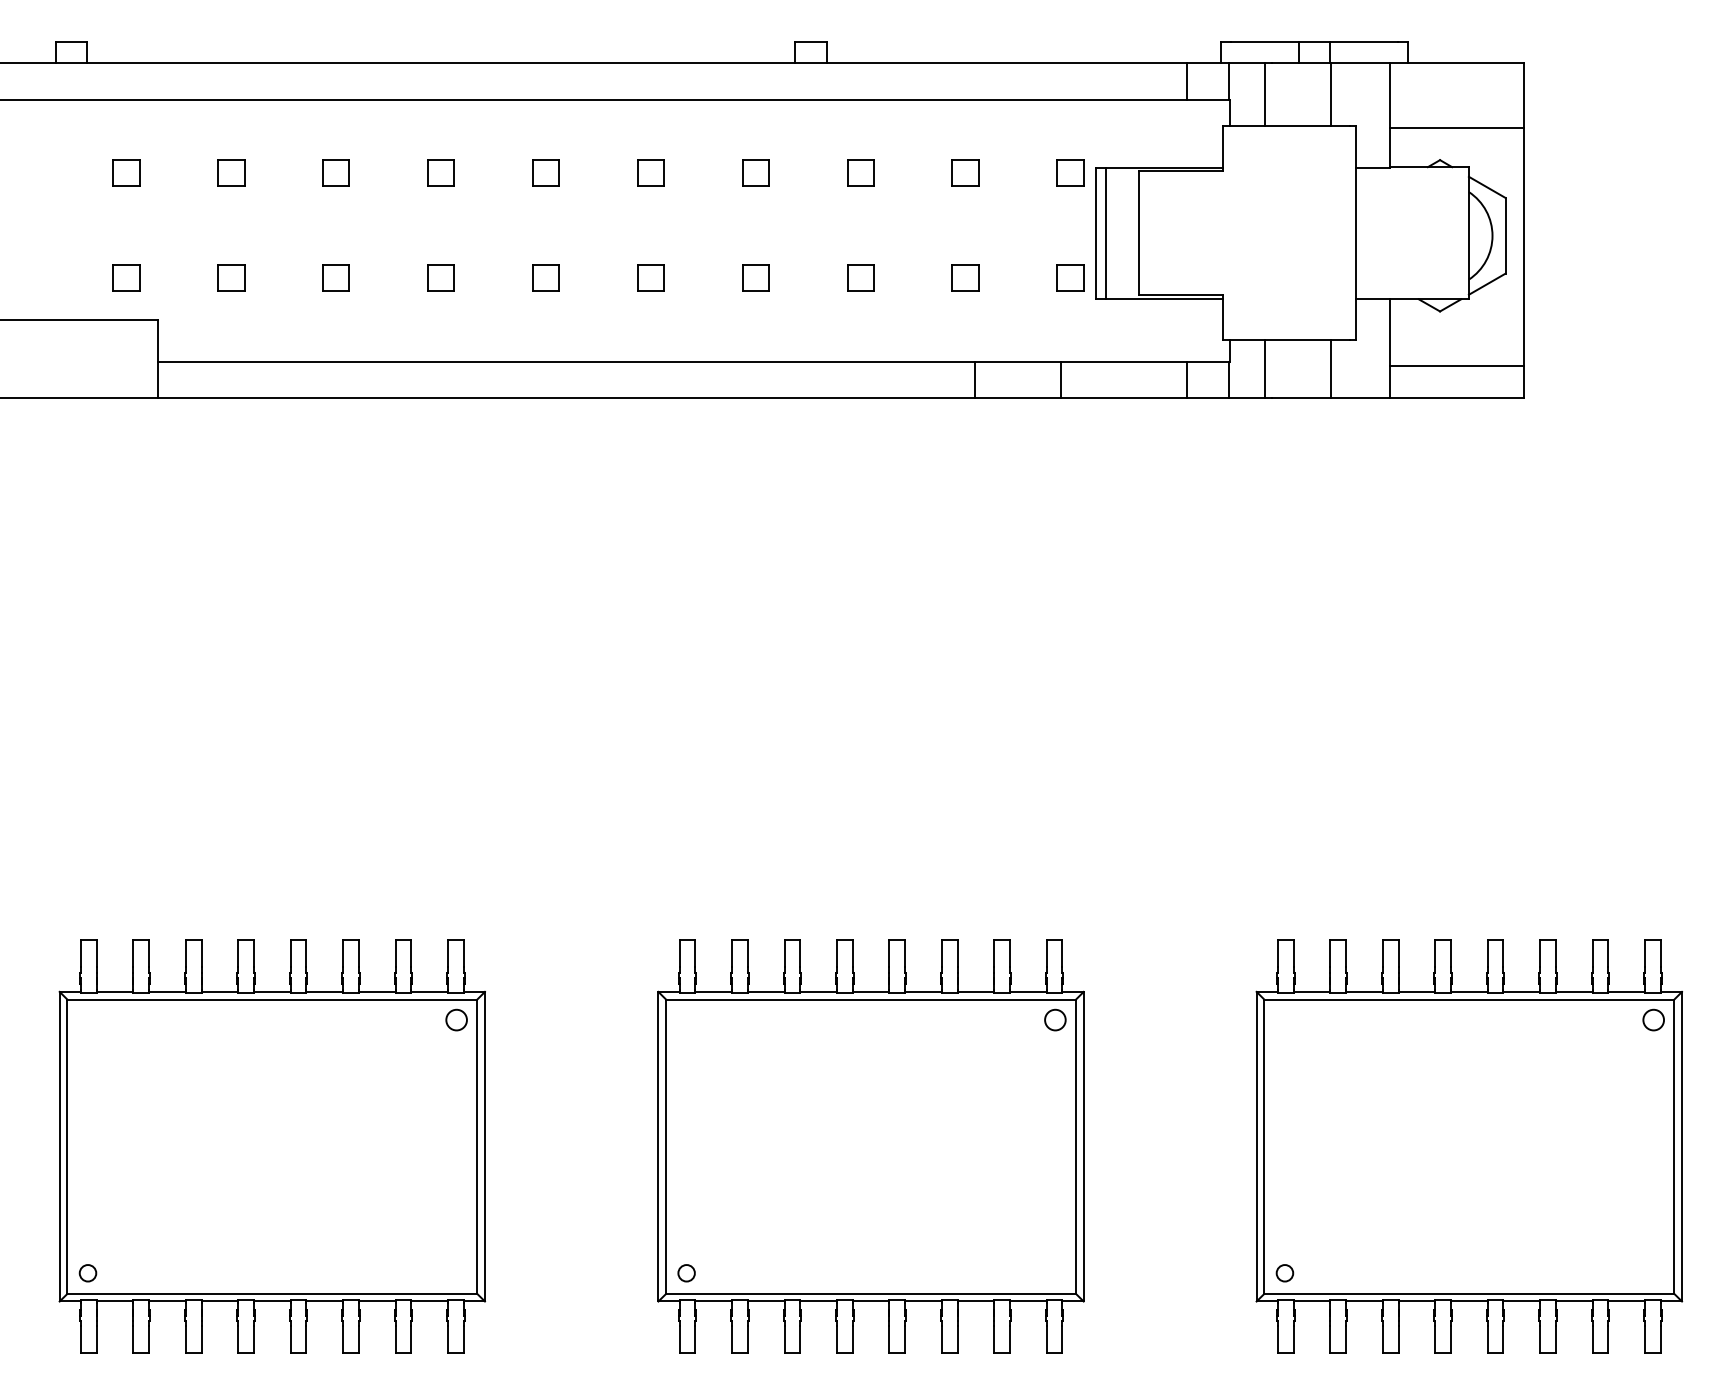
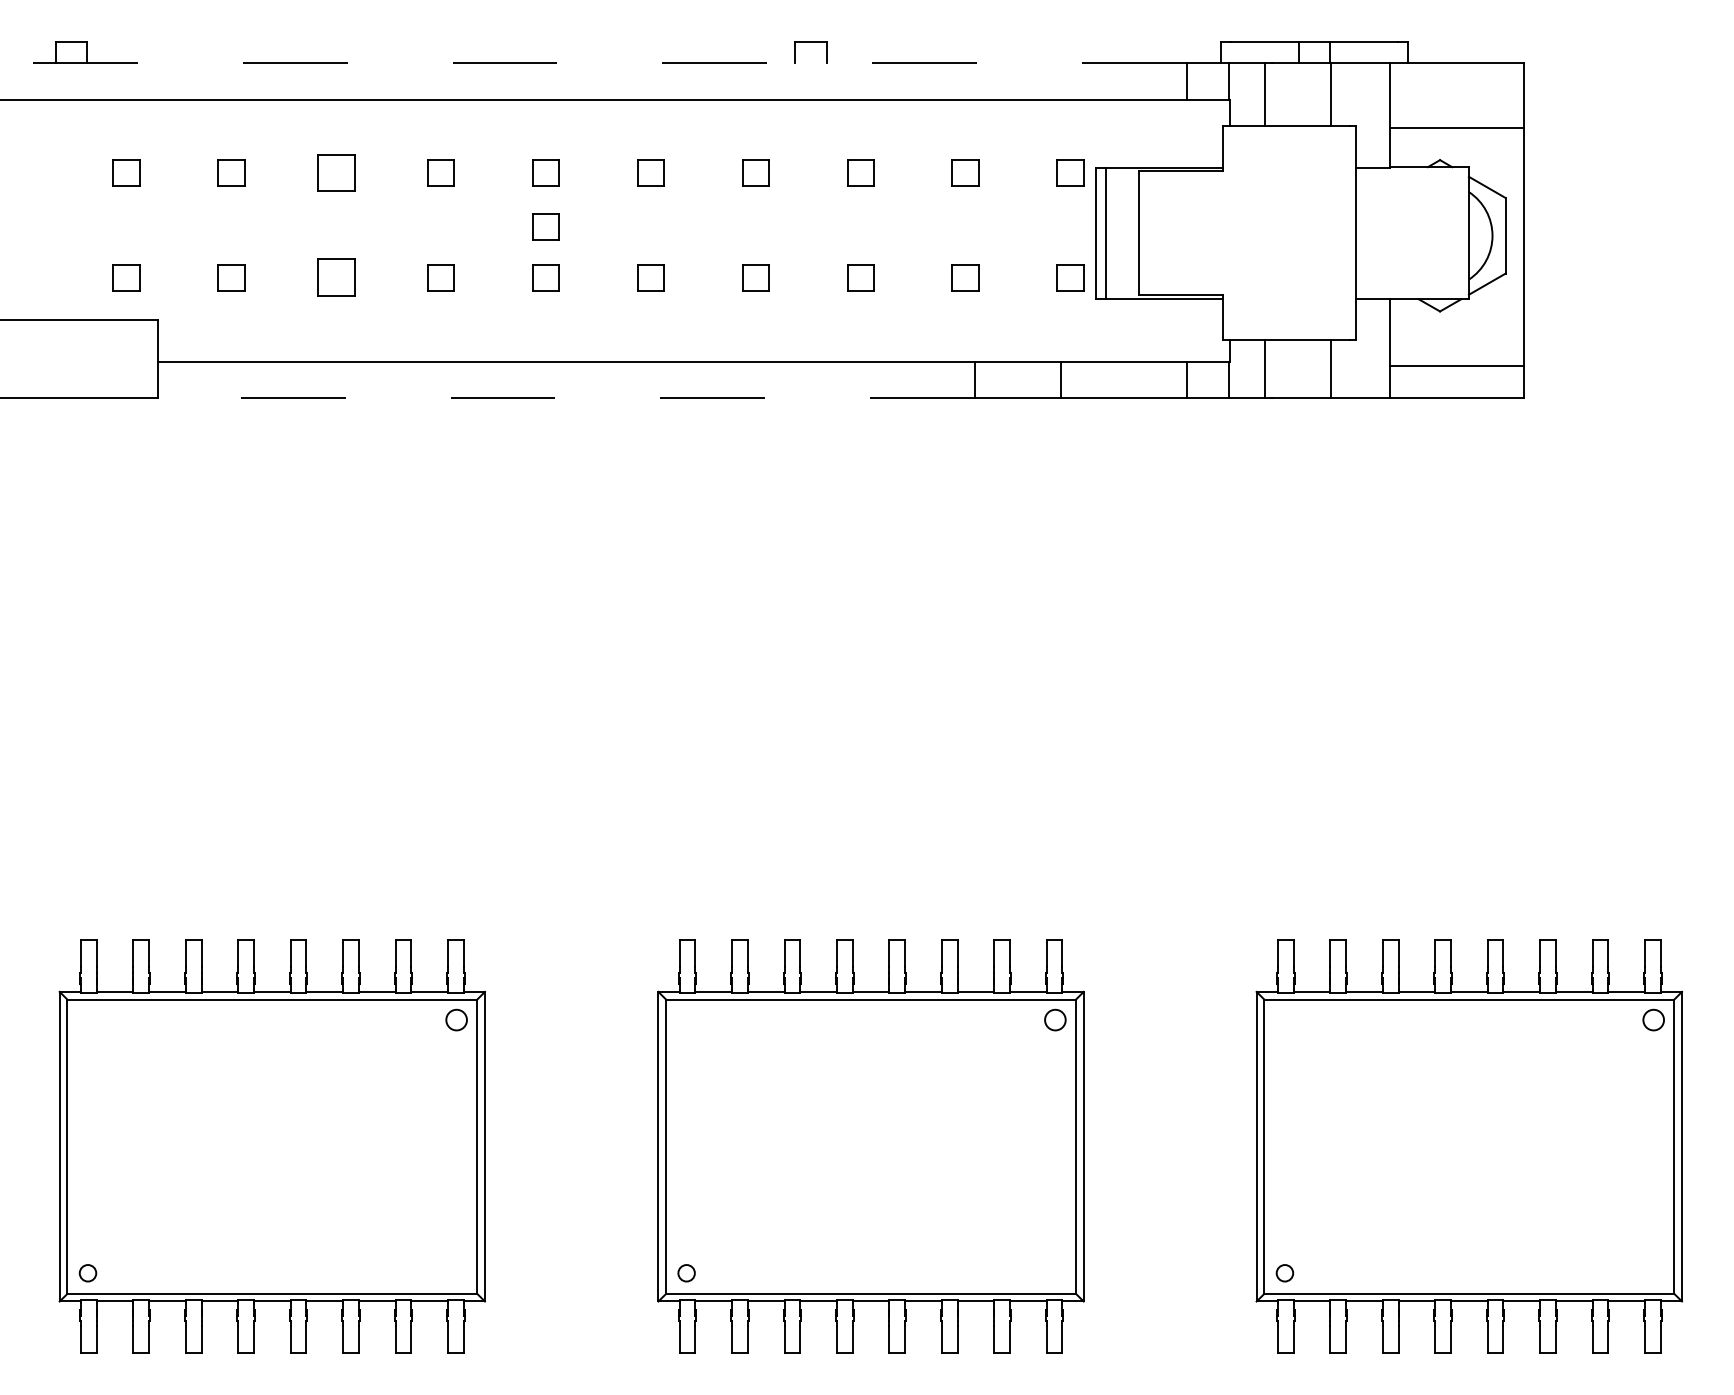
line: solid -> dashed (592, 62)
part size: 28x28 px -> 39x38 px (336, 172)
part: none -> present (545, 226)
part size: 28x28 px -> 39x39 px (336, 277)
line: solid -> dashed (565, 398)
